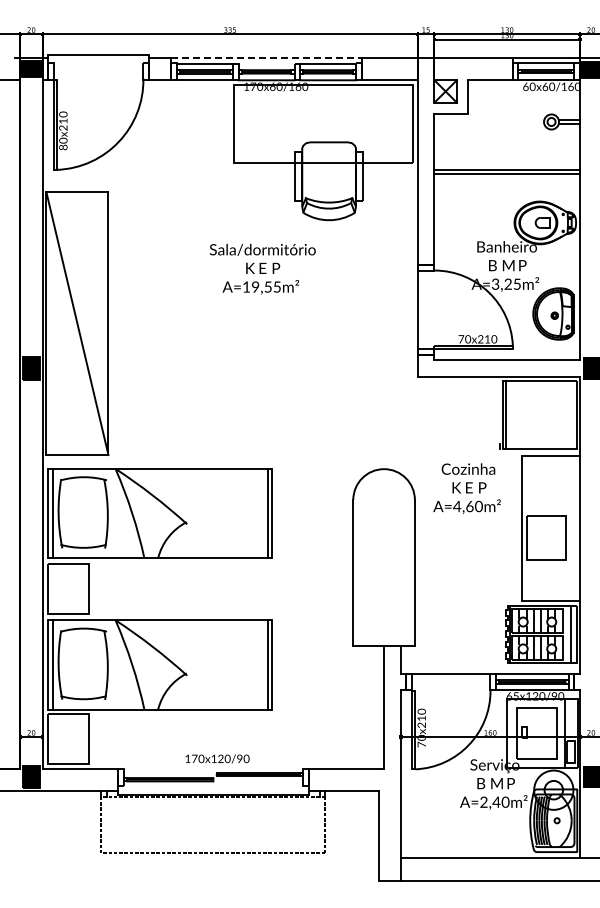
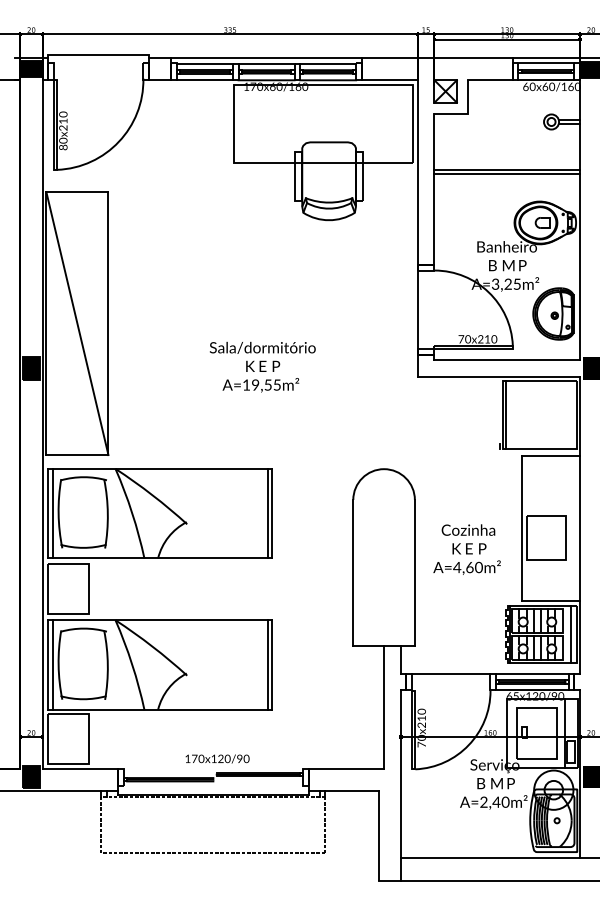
line: dashed -> solid (267, 57)
line: none -> present (266, 63)
text position: (262, 268) -> (262, 366) (262, 366)
text position: (466, 488) -> (466, 549) (466, 549)
